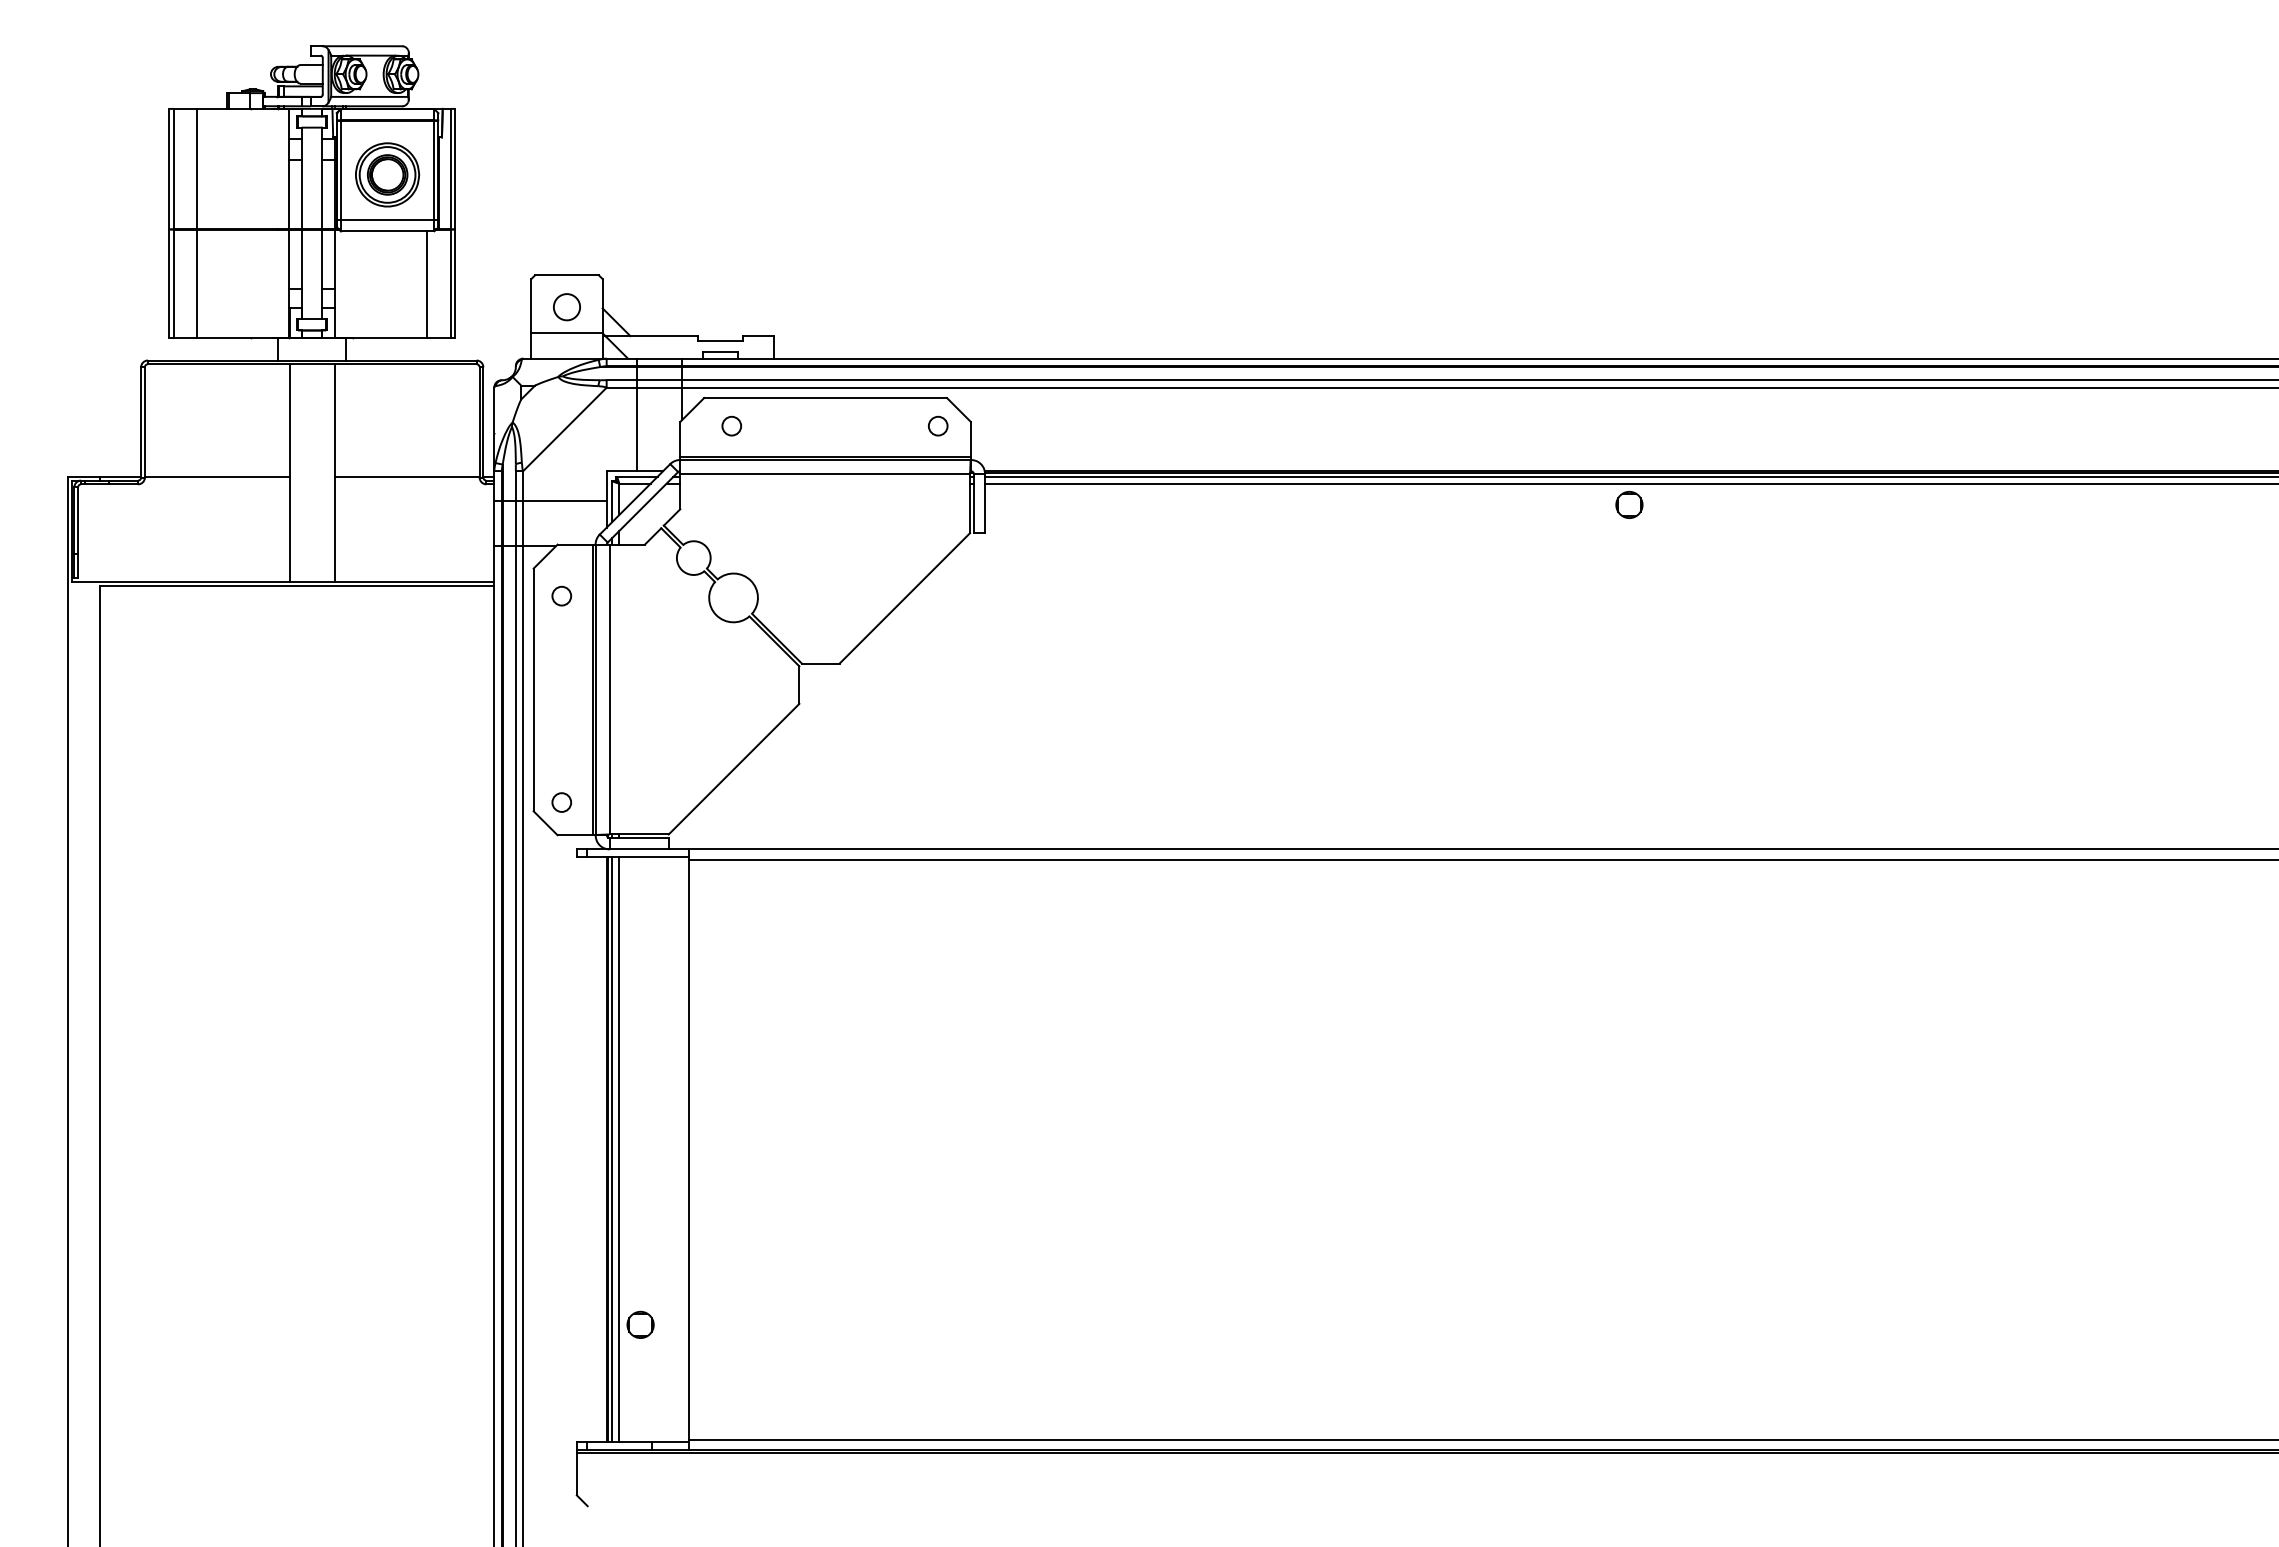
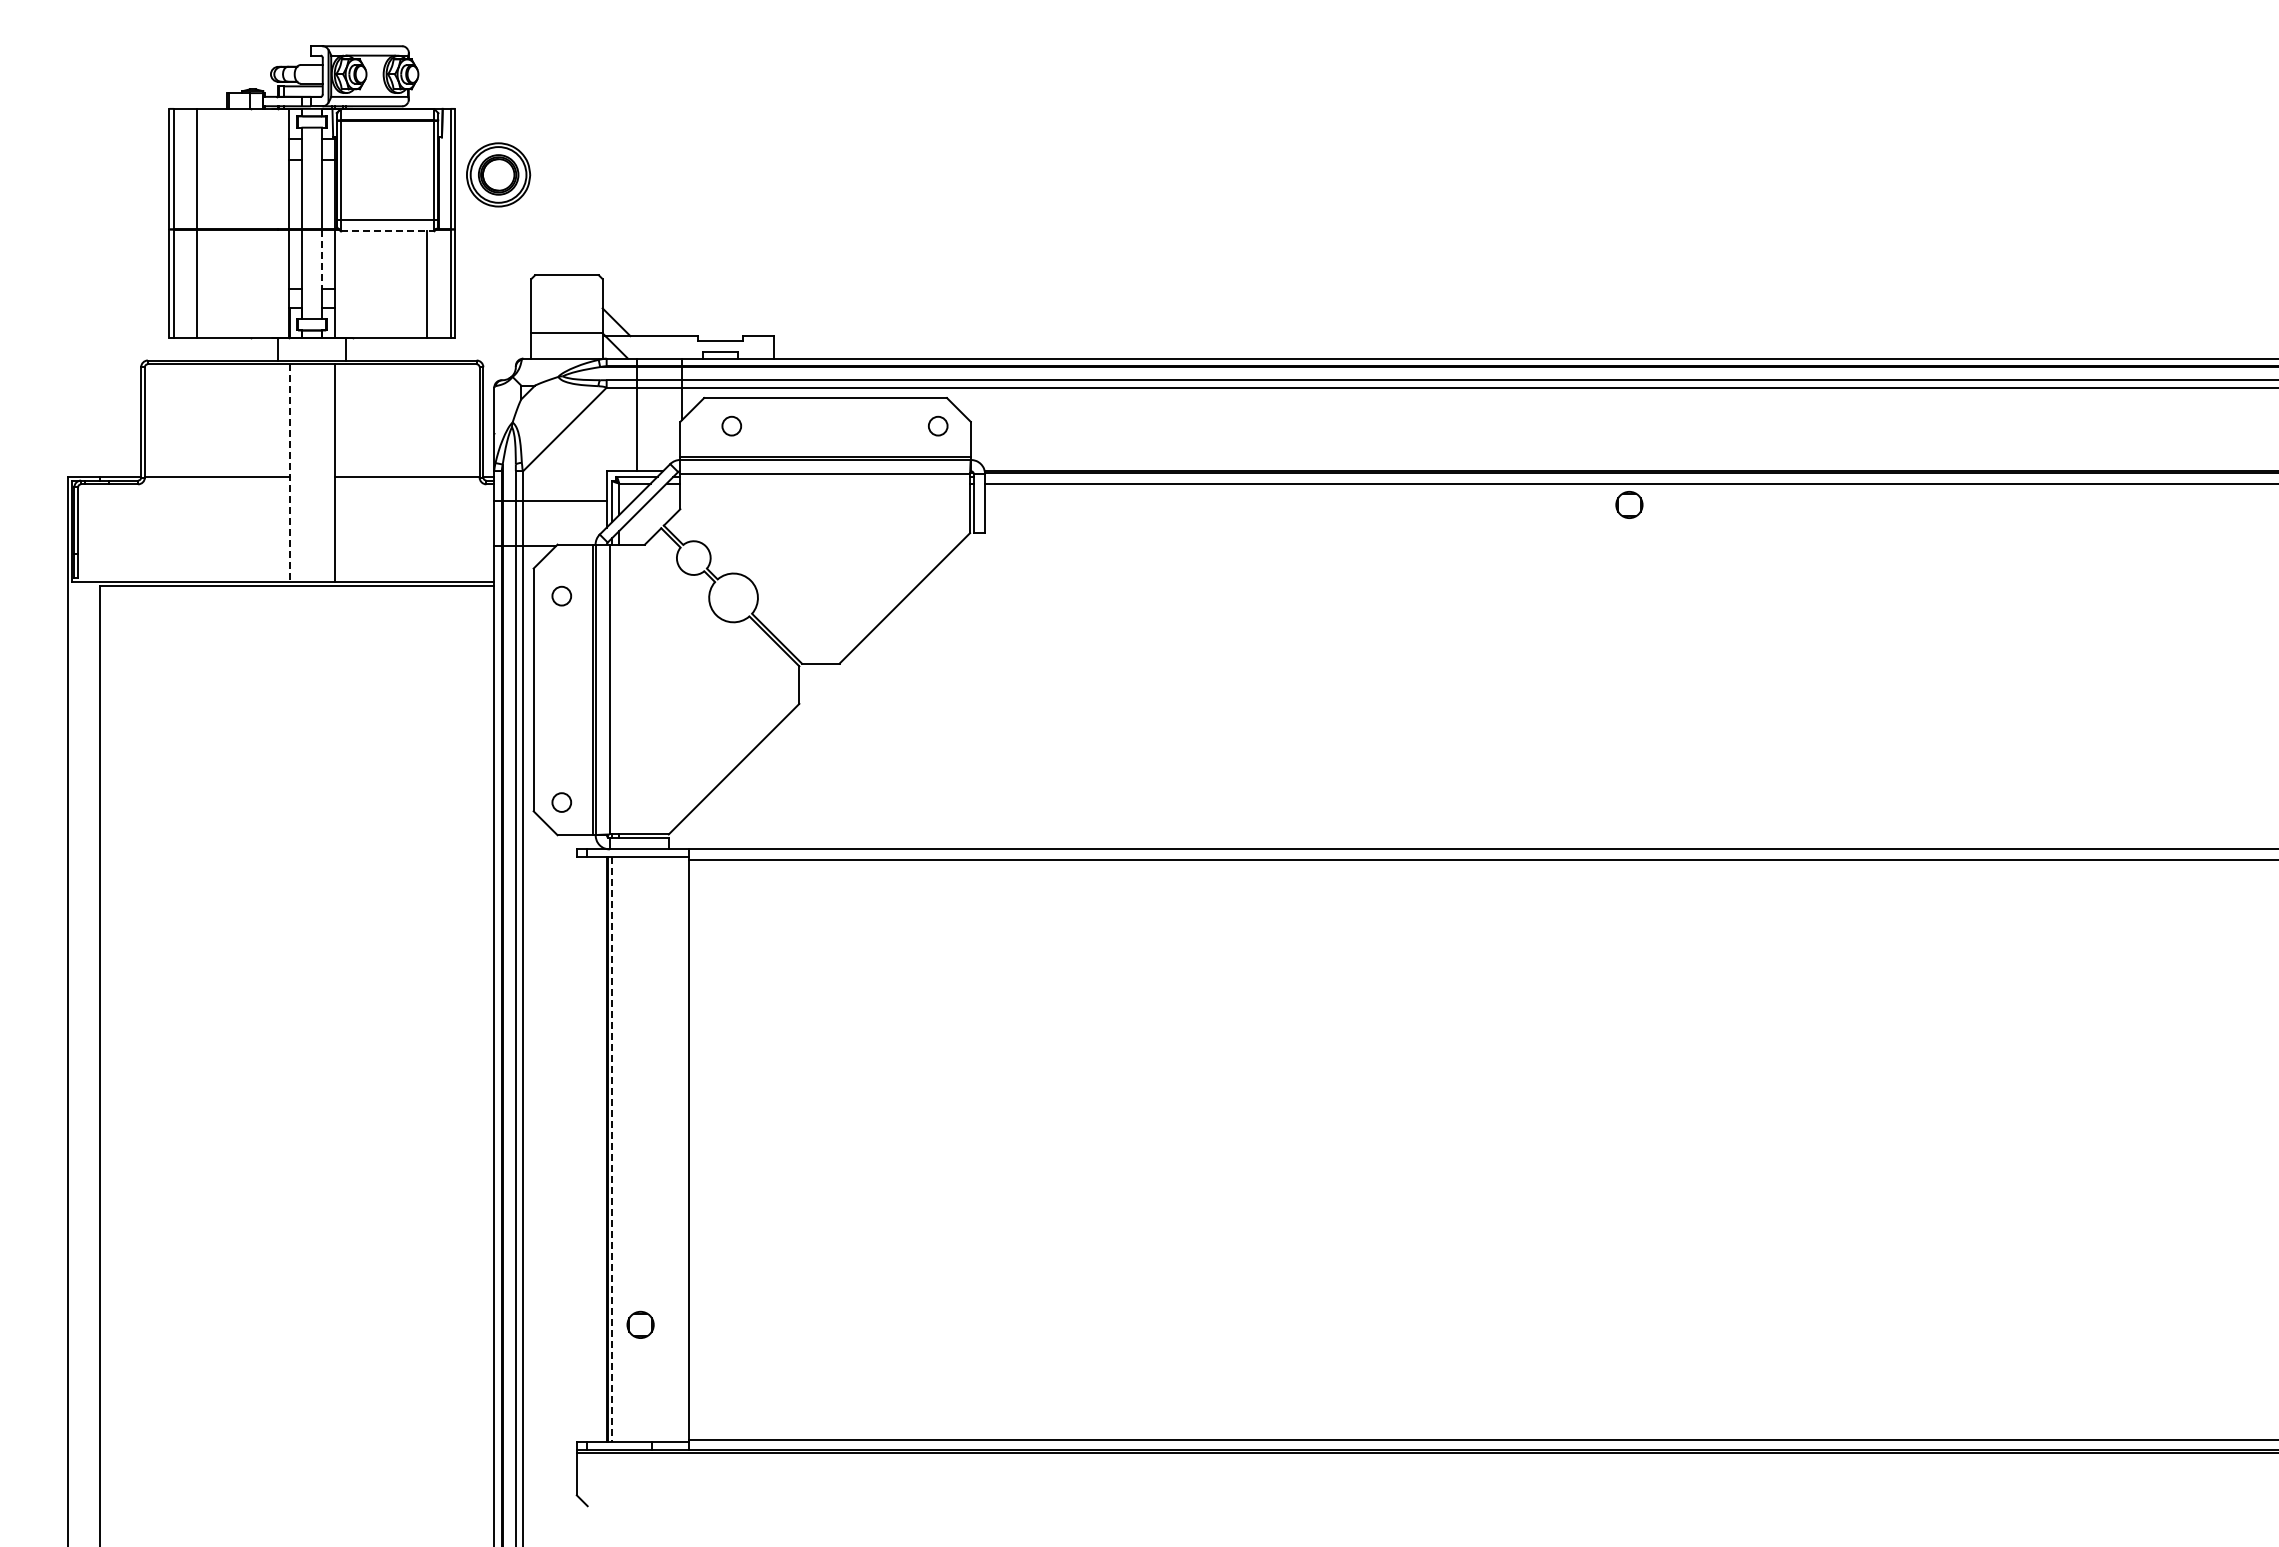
part position: (387, 174) -> (498, 174) (498, 174)
line: solid -> dashed (387, 231)
line: solid -> dashed (321, 259)
circle: present -> none (566, 307)
line: solid -> dashed (289, 473)
line: present -> none (1630, 476)
line: solid -> dashed (612, 1149)
line: present -> none (619, 1149)
